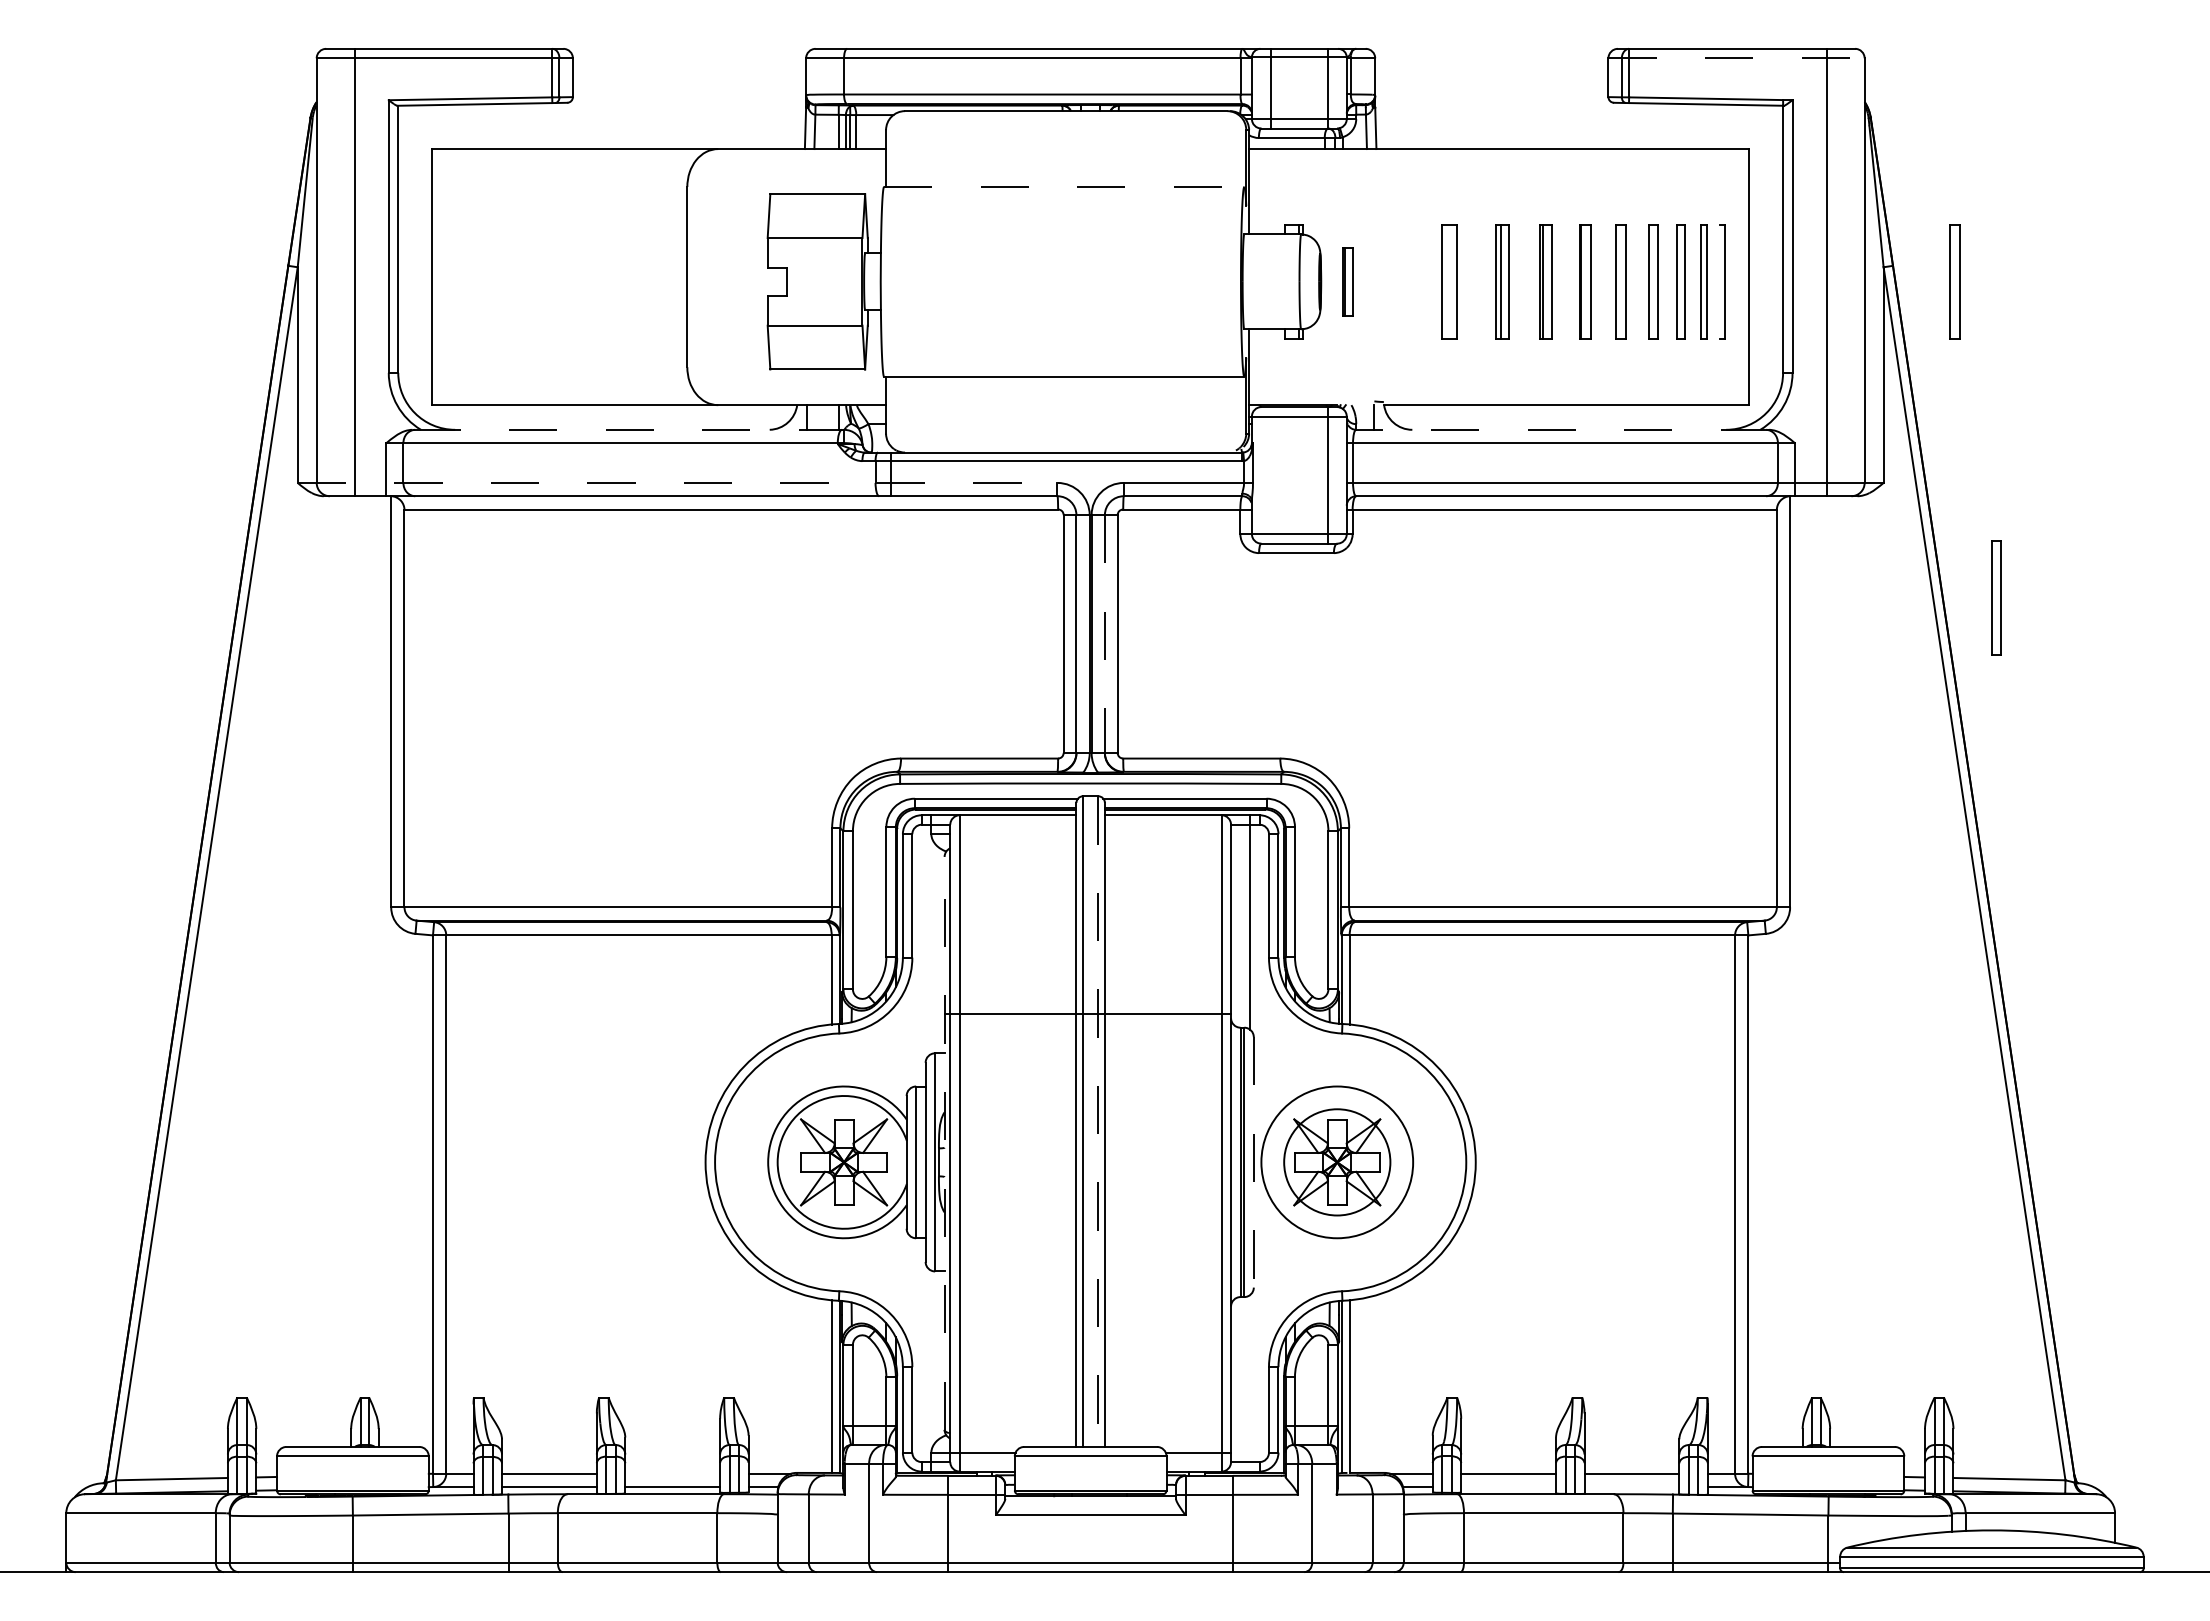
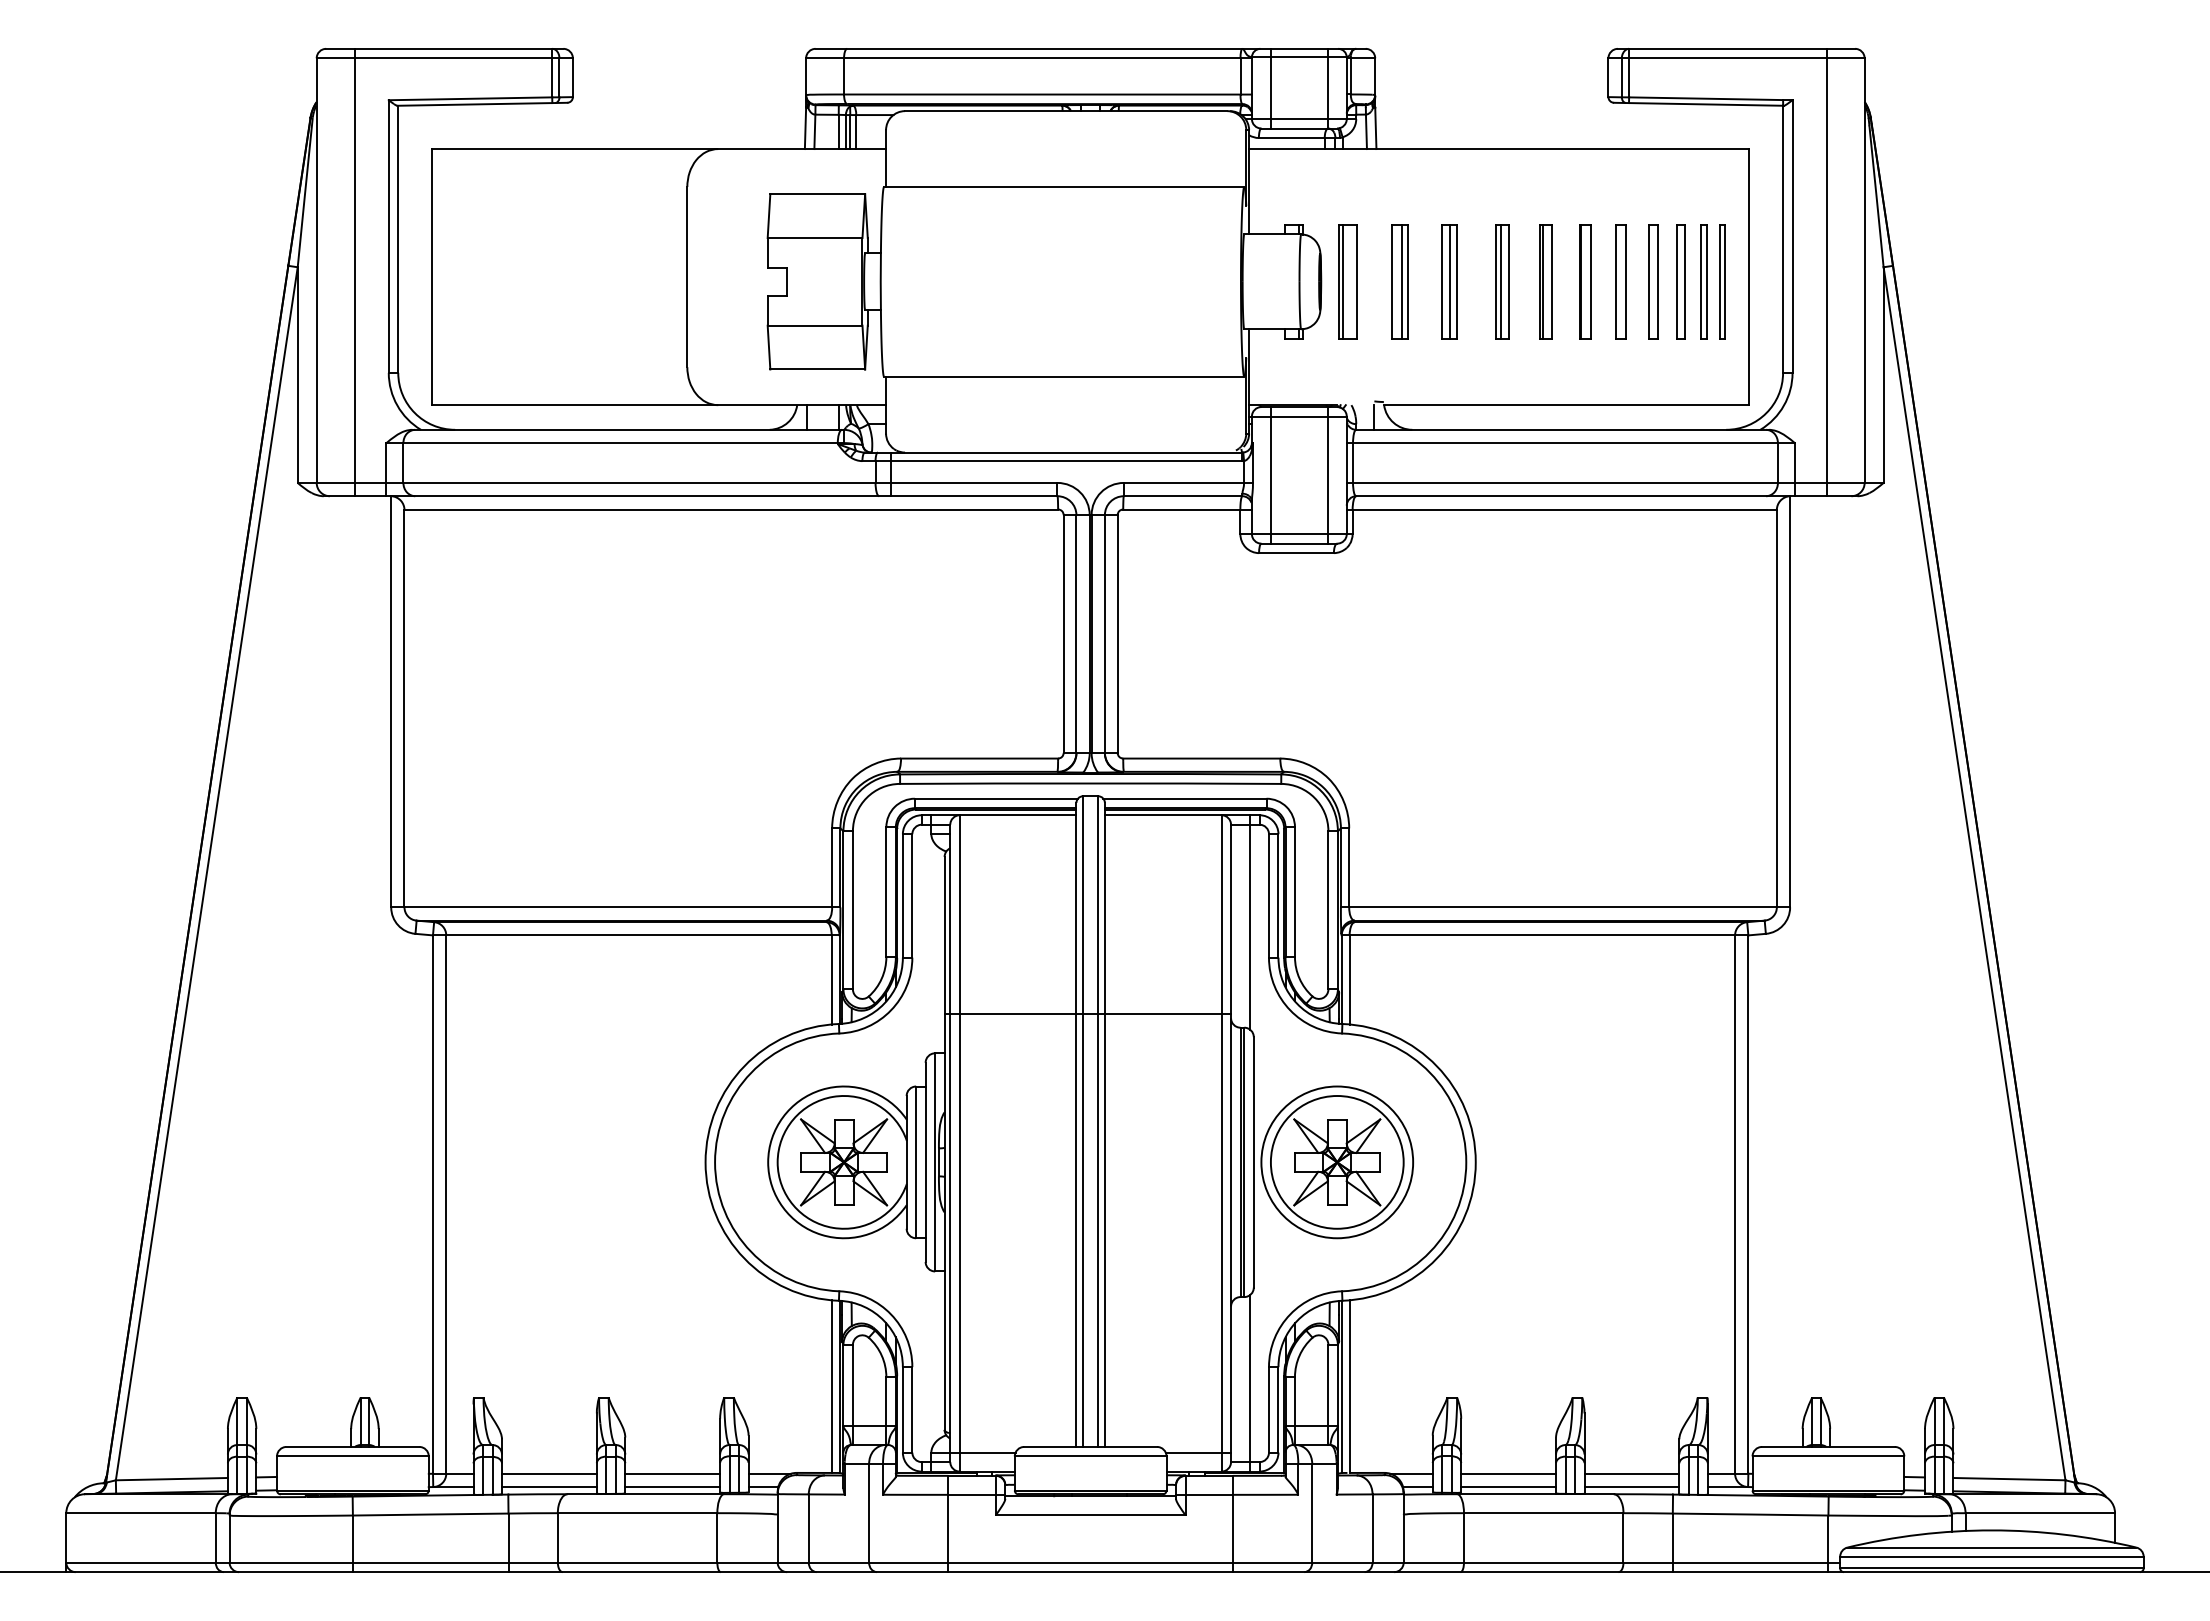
line: dashed -> solid (1737, 58)
line: dashed -> solid (1064, 187)
part size: 12x70 px -> 20x116 px (1347, 281)
part: none -> present (1399, 281)
line: none -> present (1450, 281)
line: none -> present (1720, 281)
part: present -> none (1954, 281)
line: dashed -> solid (628, 429)
line: dashed -> solid (1562, 429)
line: none -> present (1270, 475)
line: dashed -> solid (677, 482)
part: present -> none (1996, 597)
line: dashed -> solid (1104, 634)
line: dashed -> solid (1098, 1122)
line: dashed -> solid (944, 1142)
line: dashed -> solid (1253, 1162)
circle diameter: 106 px -> 133 px (1336, 1162)
line: none -> present (1250, 1383)
line: none -> present (672, 1473)
line: none -> present (1508, 1487)
line: none -> present (1631, 1487)
